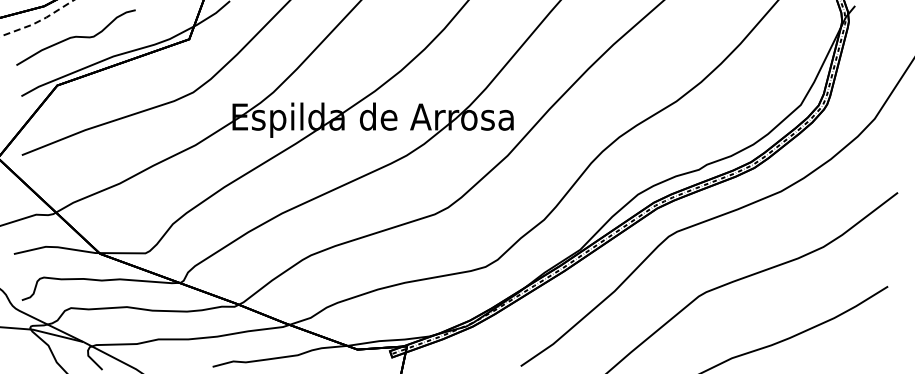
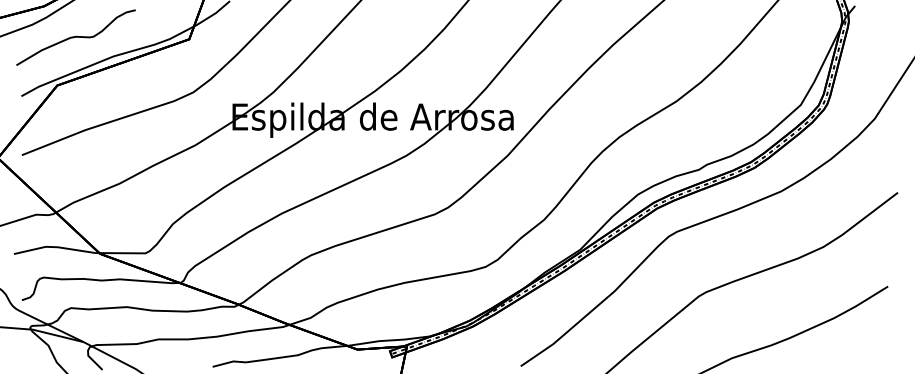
line: dashed -> solid (38, 21)
